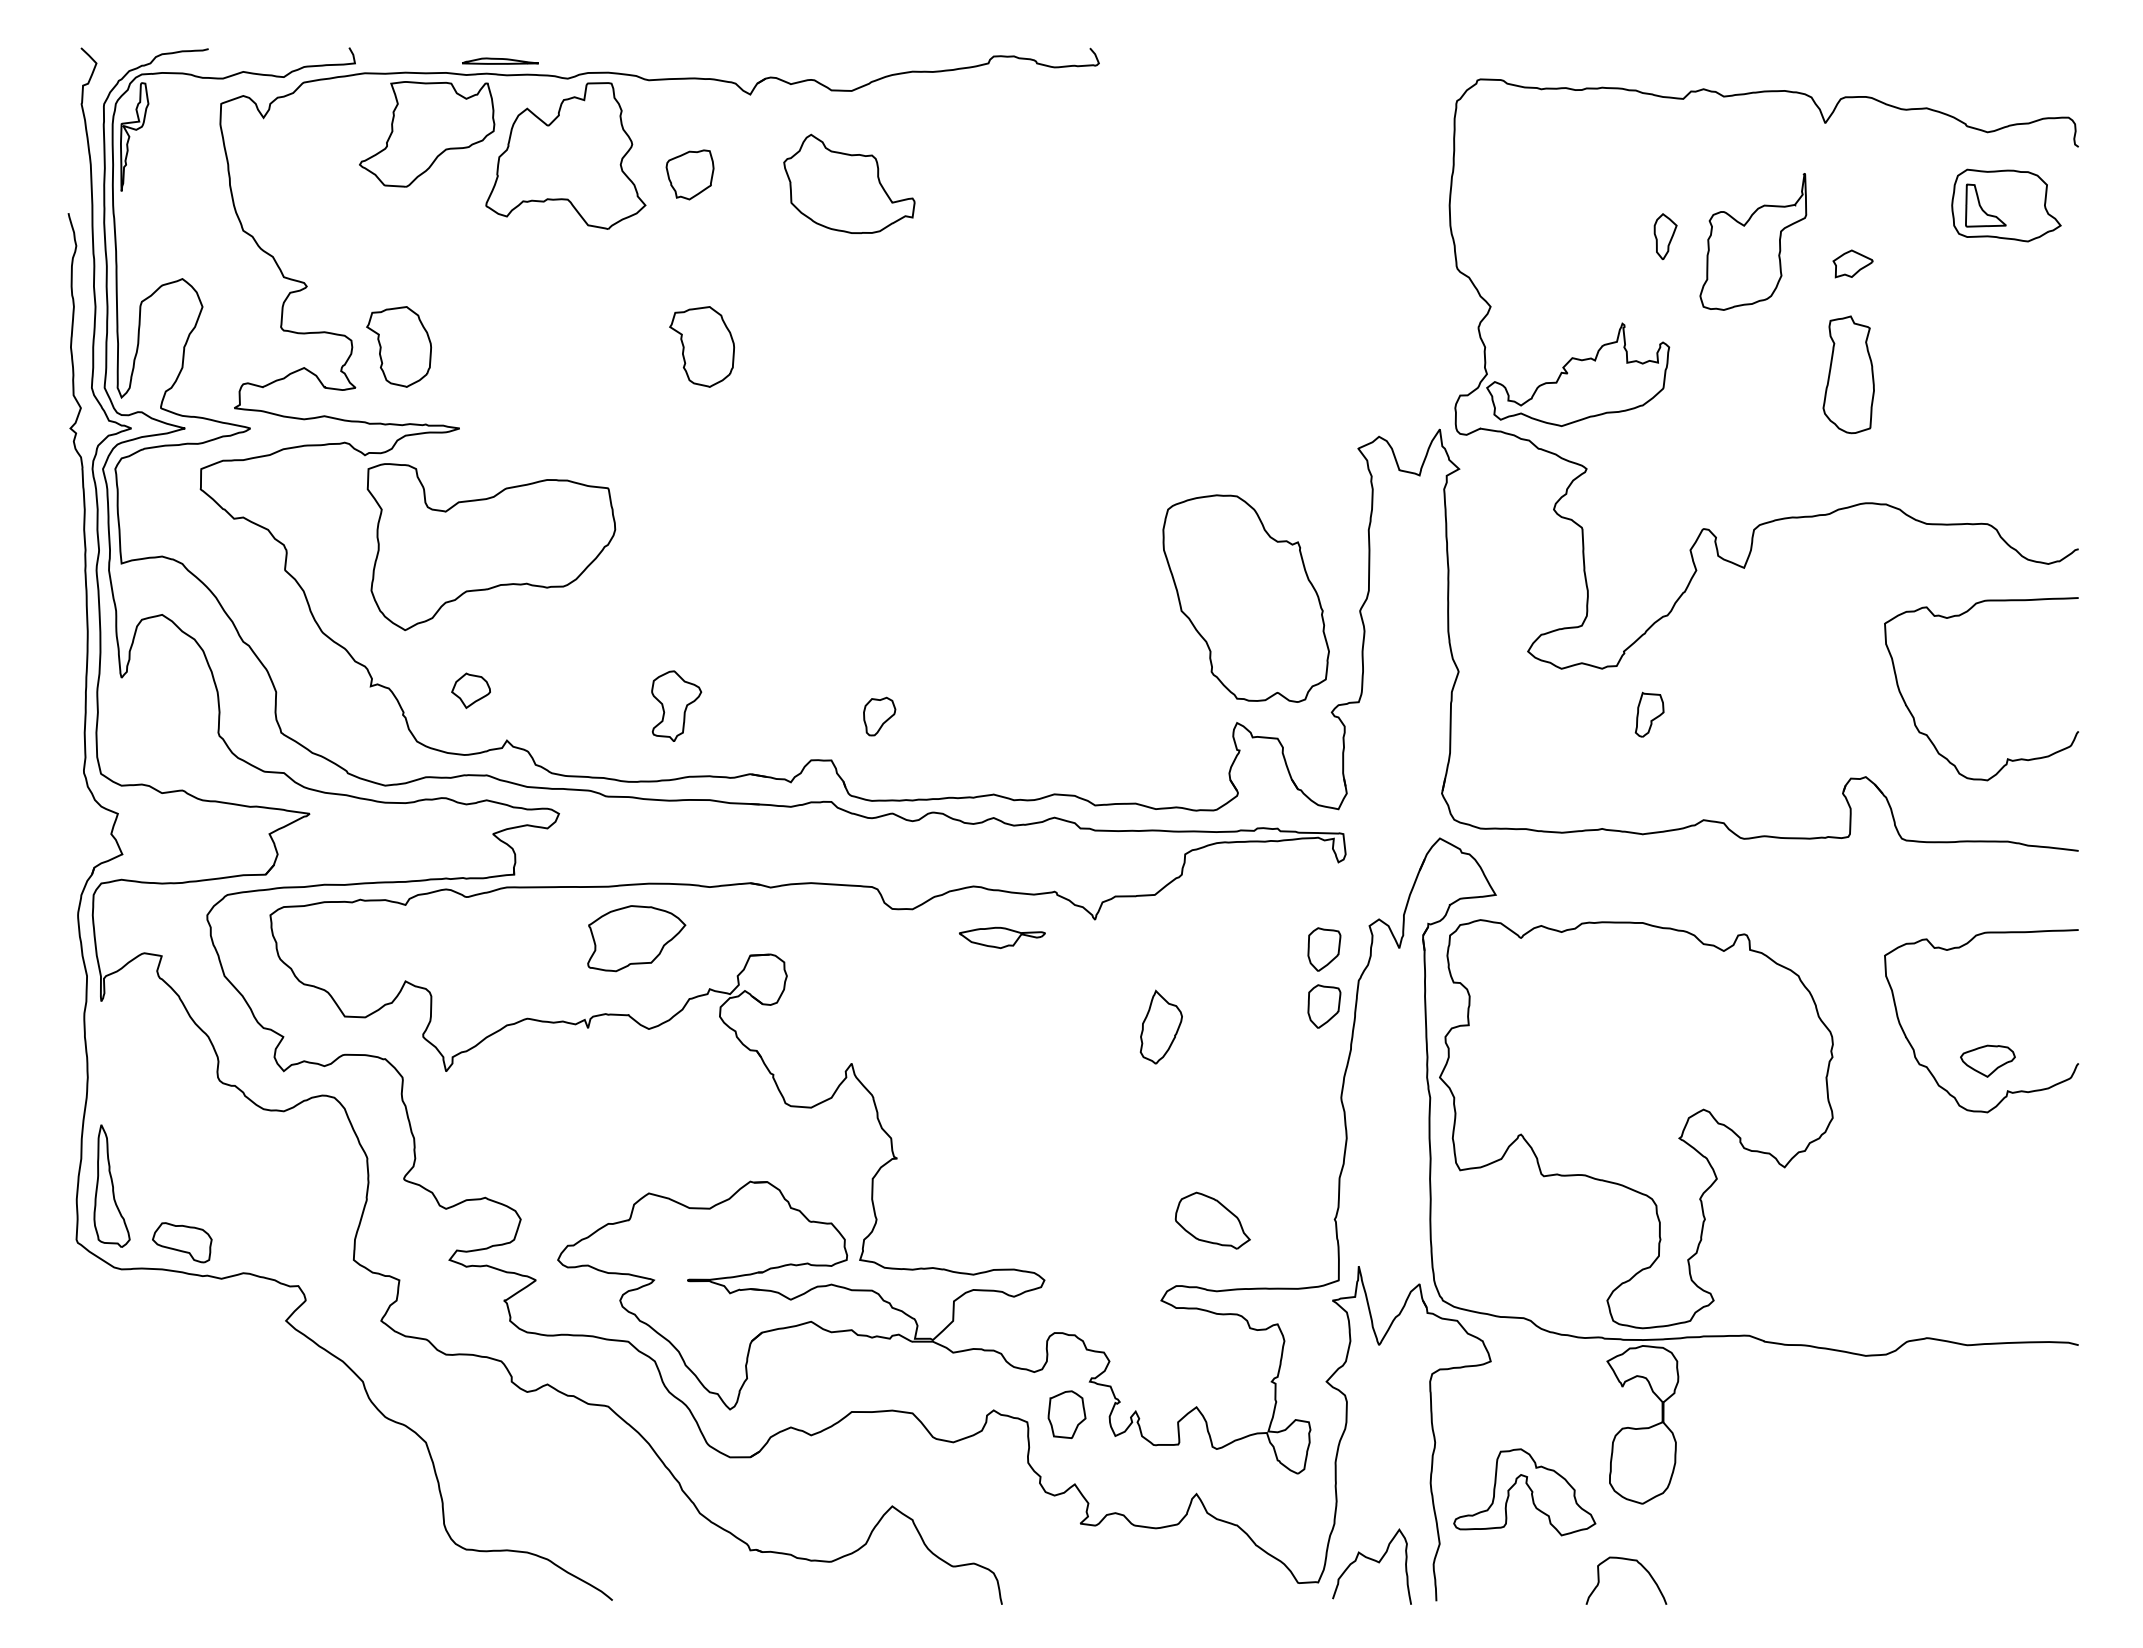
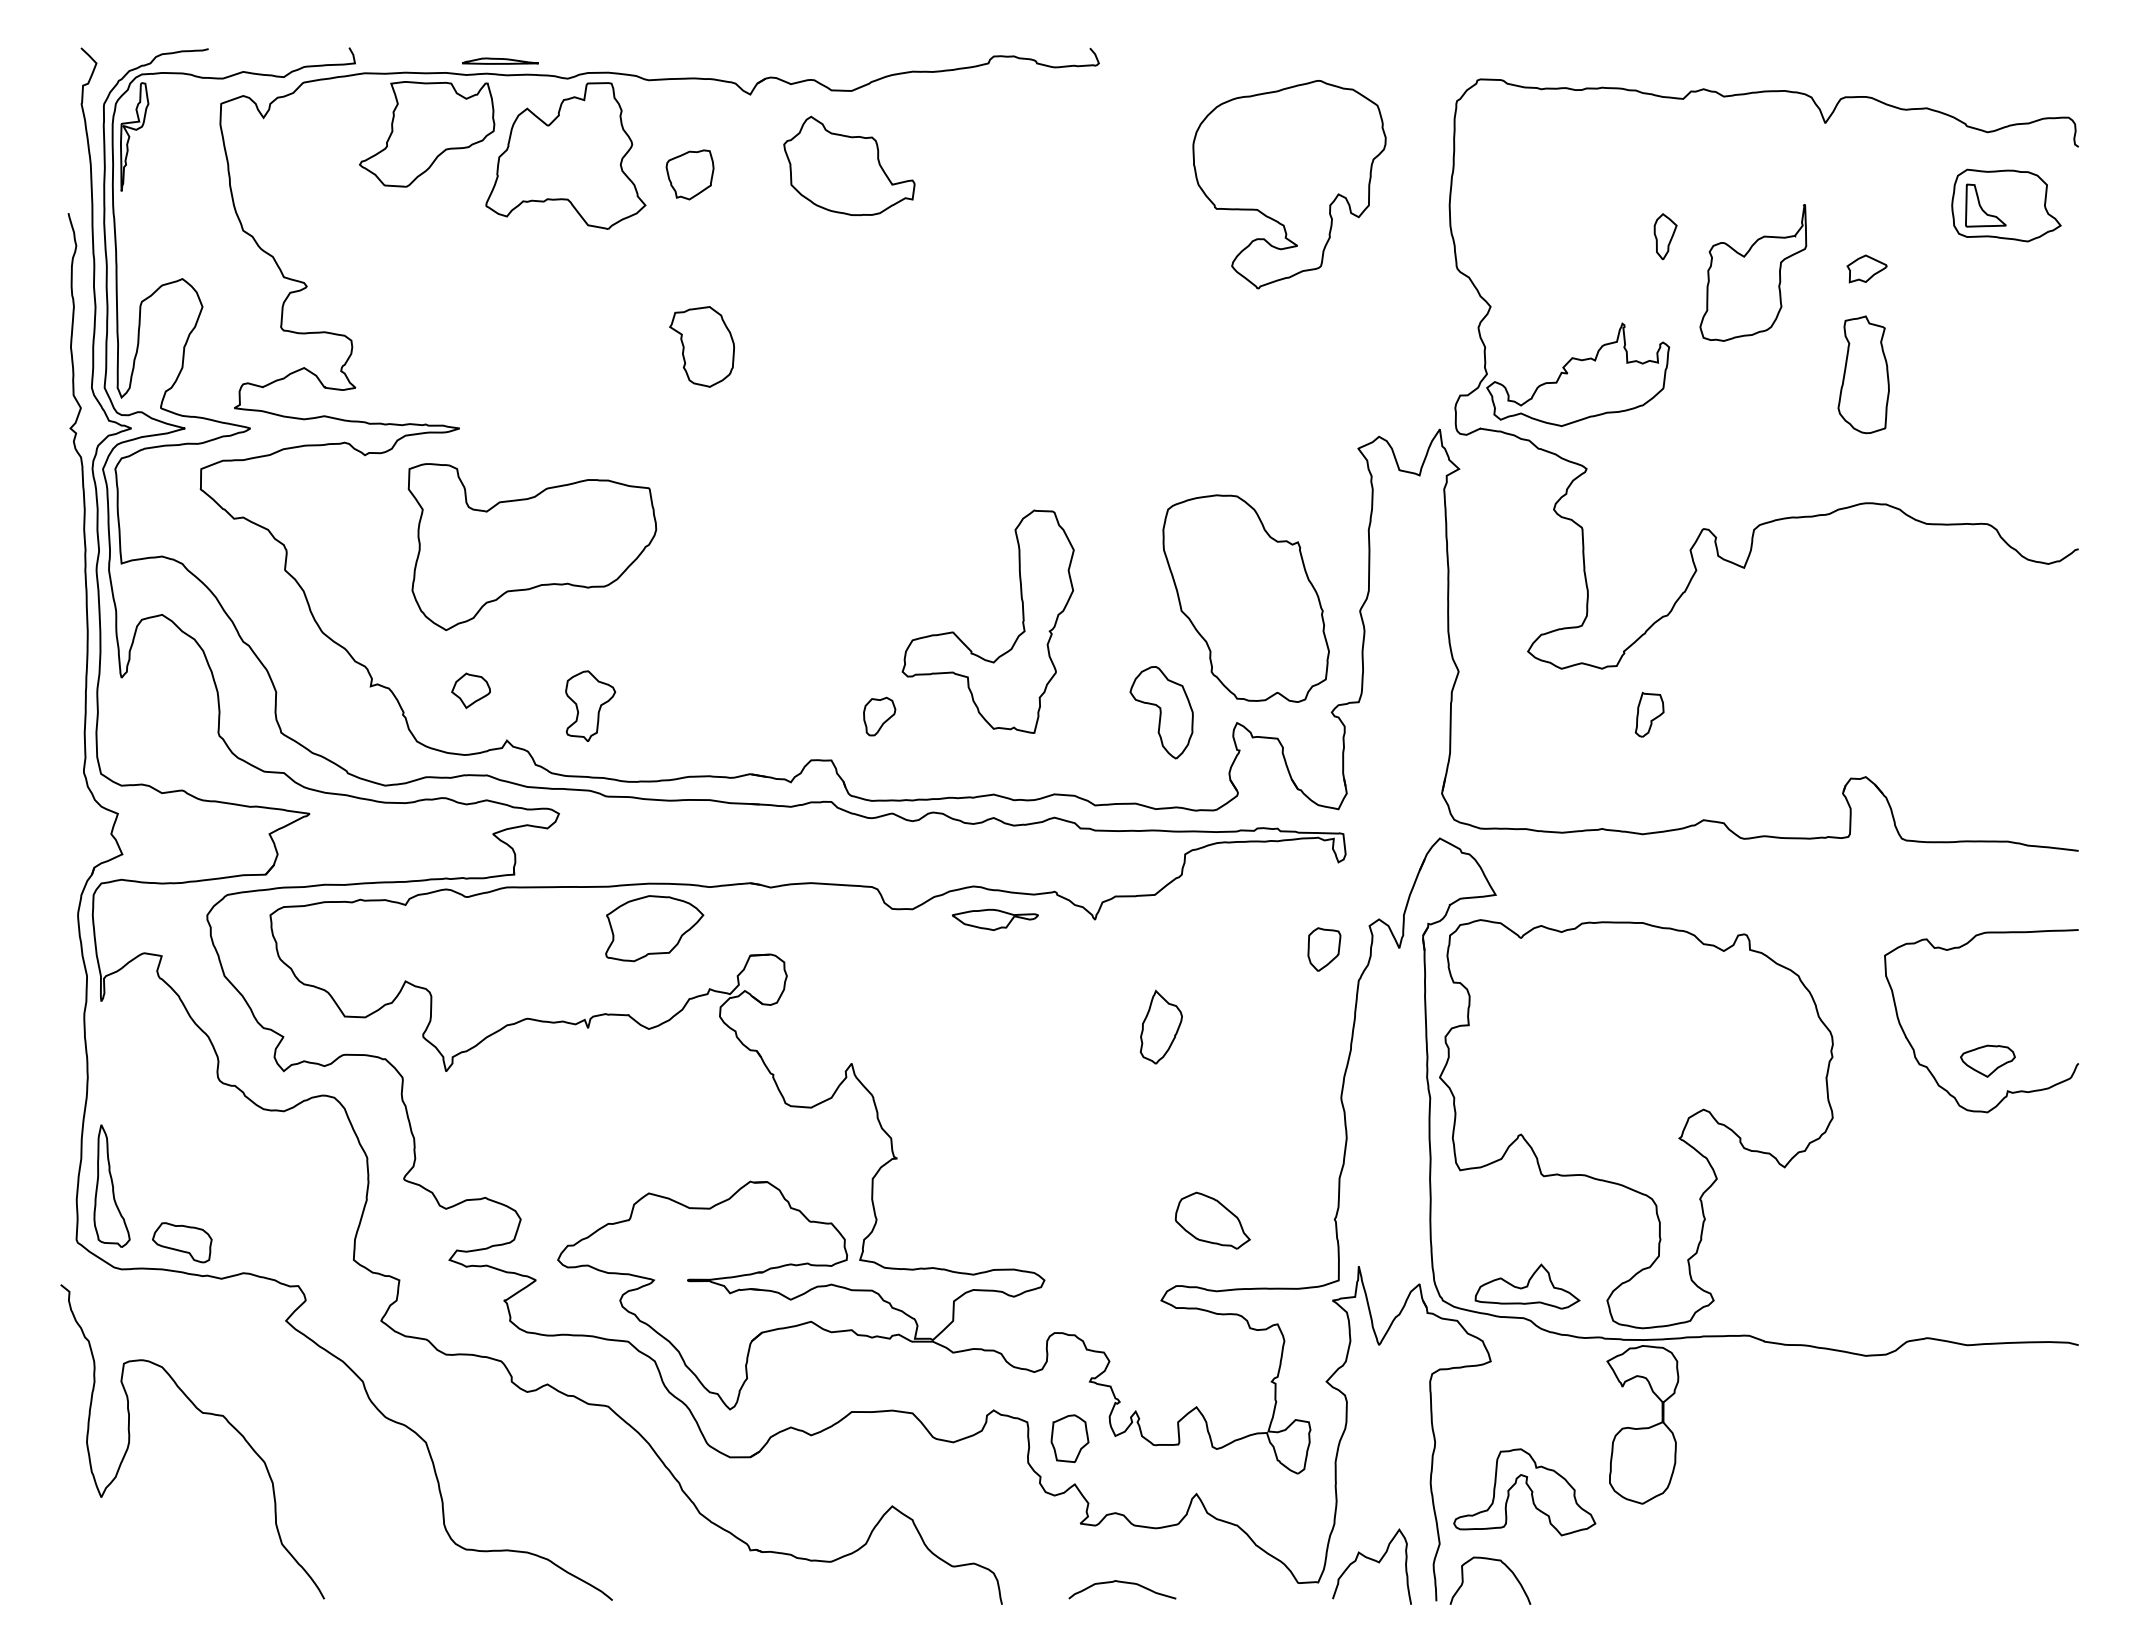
part position: (849, 183) -> (849, 165) (849, 165)
part: none -> present (1289, 184)
part position: (1753, 241) -> (1753, 272) (1753, 272)
part position: (1852, 263) -> (1866, 268) (1866, 268)
part: present -> none (398, 346)
part position: (1848, 374) -> (1863, 374) (1863, 374)
part position: (491, 547) -> (532, 547) (532, 547)
part: none -> present (962, 640)
part position: (676, 705) -> (590, 705) (590, 705)
part: none -> present (1161, 712)
curve: present -> none (1928, 735)
part position: (1002, 937) -> (995, 919) (995, 919)
part position: (636, 938) -> (654, 928) (654, 928)
part: present -> none (1324, 1006)
part: none -> present (1527, 1286)
curve: none -> present (201, 1413)
part position: (1066, 1414) -> (1069, 1438) (1069, 1438)
curve position: (1627, 1560) -> (1491, 1560) (1491, 1560)
curve: none -> present (1123, 1583)
